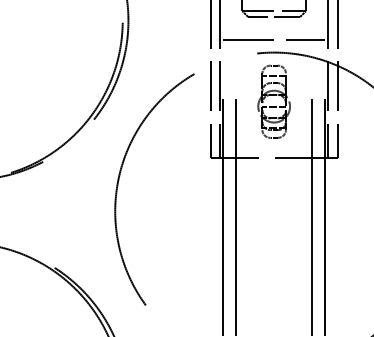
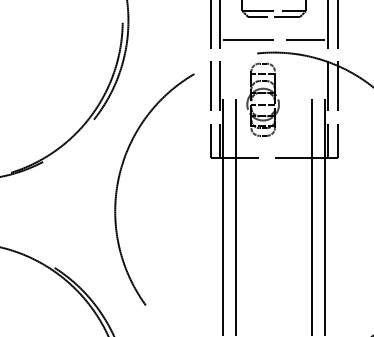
part position: (273, 101) -> (262, 99) (262, 99)
